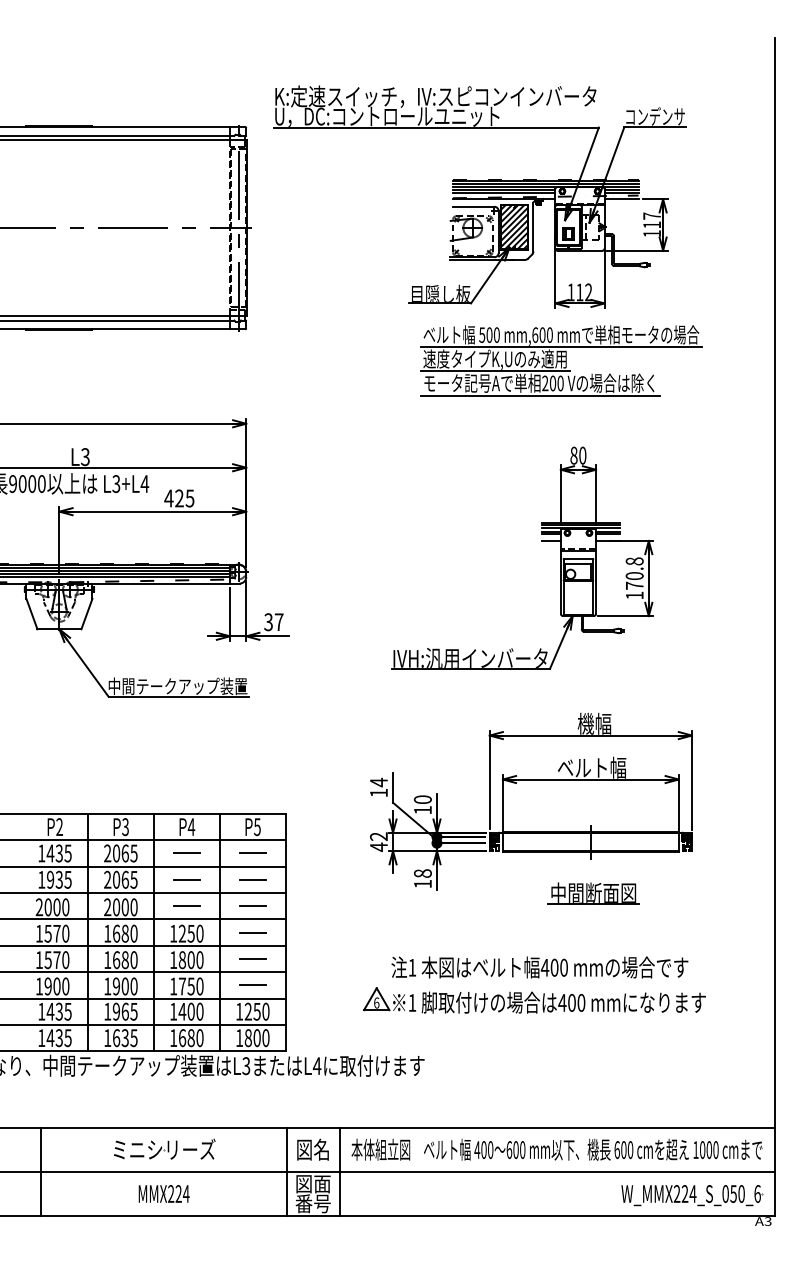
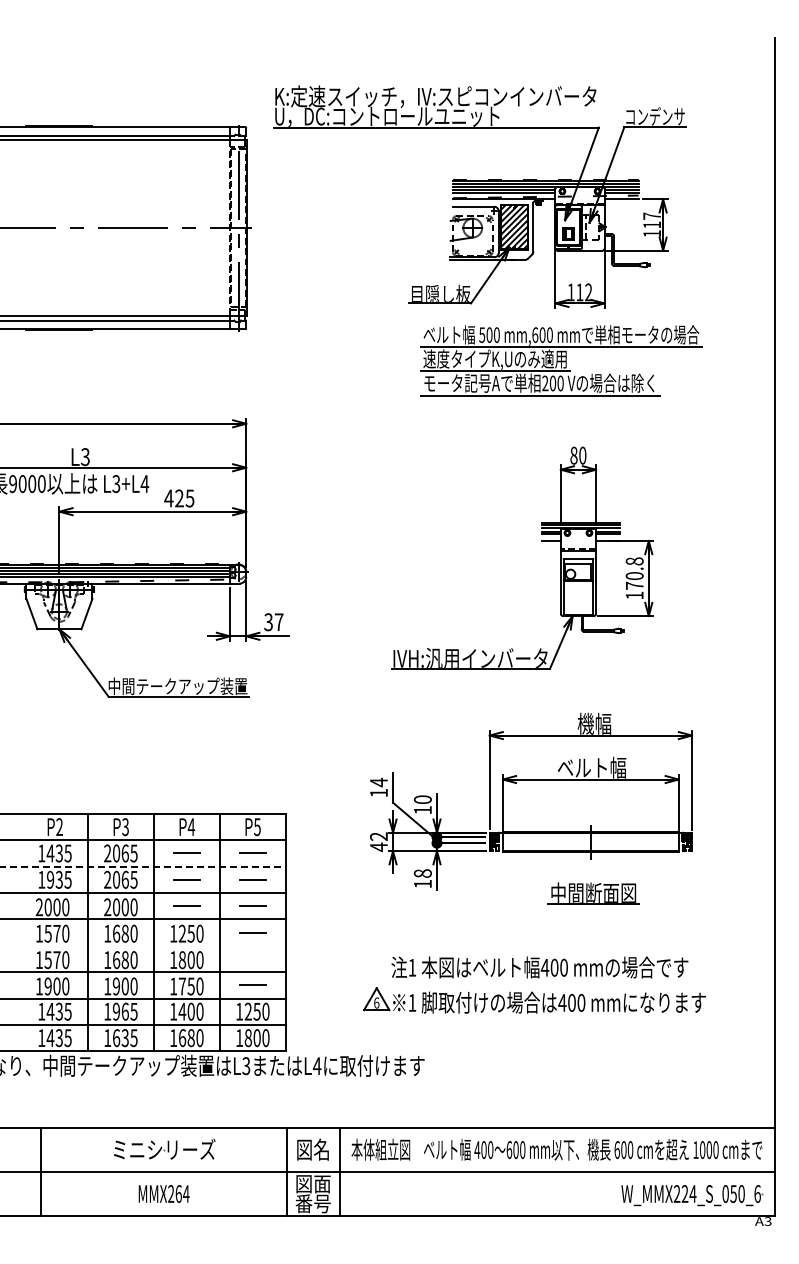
line: solid -> dashed (142, 866)
line: present -> none (143, 945)
line: present -> none (252, 958)
text: MMX224 -> MMX264 (178, 1193)
